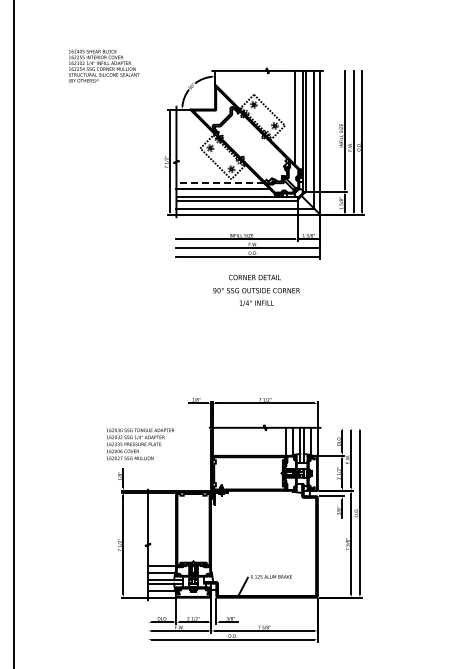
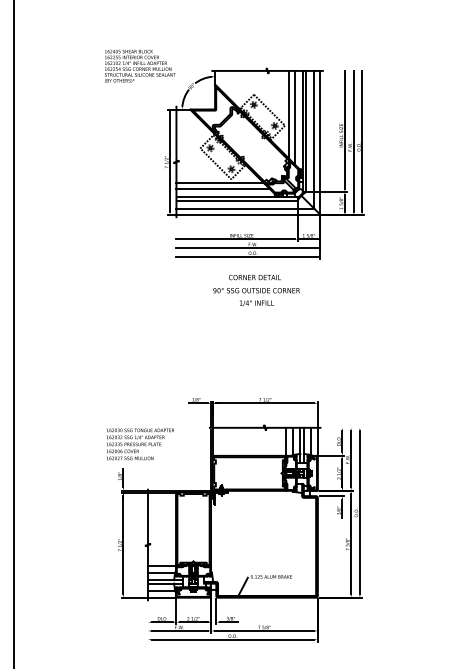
text position: (104, 65) -> (140, 65) (140, 65)
line: none -> present (288, 114)
line: dashed -> solid (220, 183)
